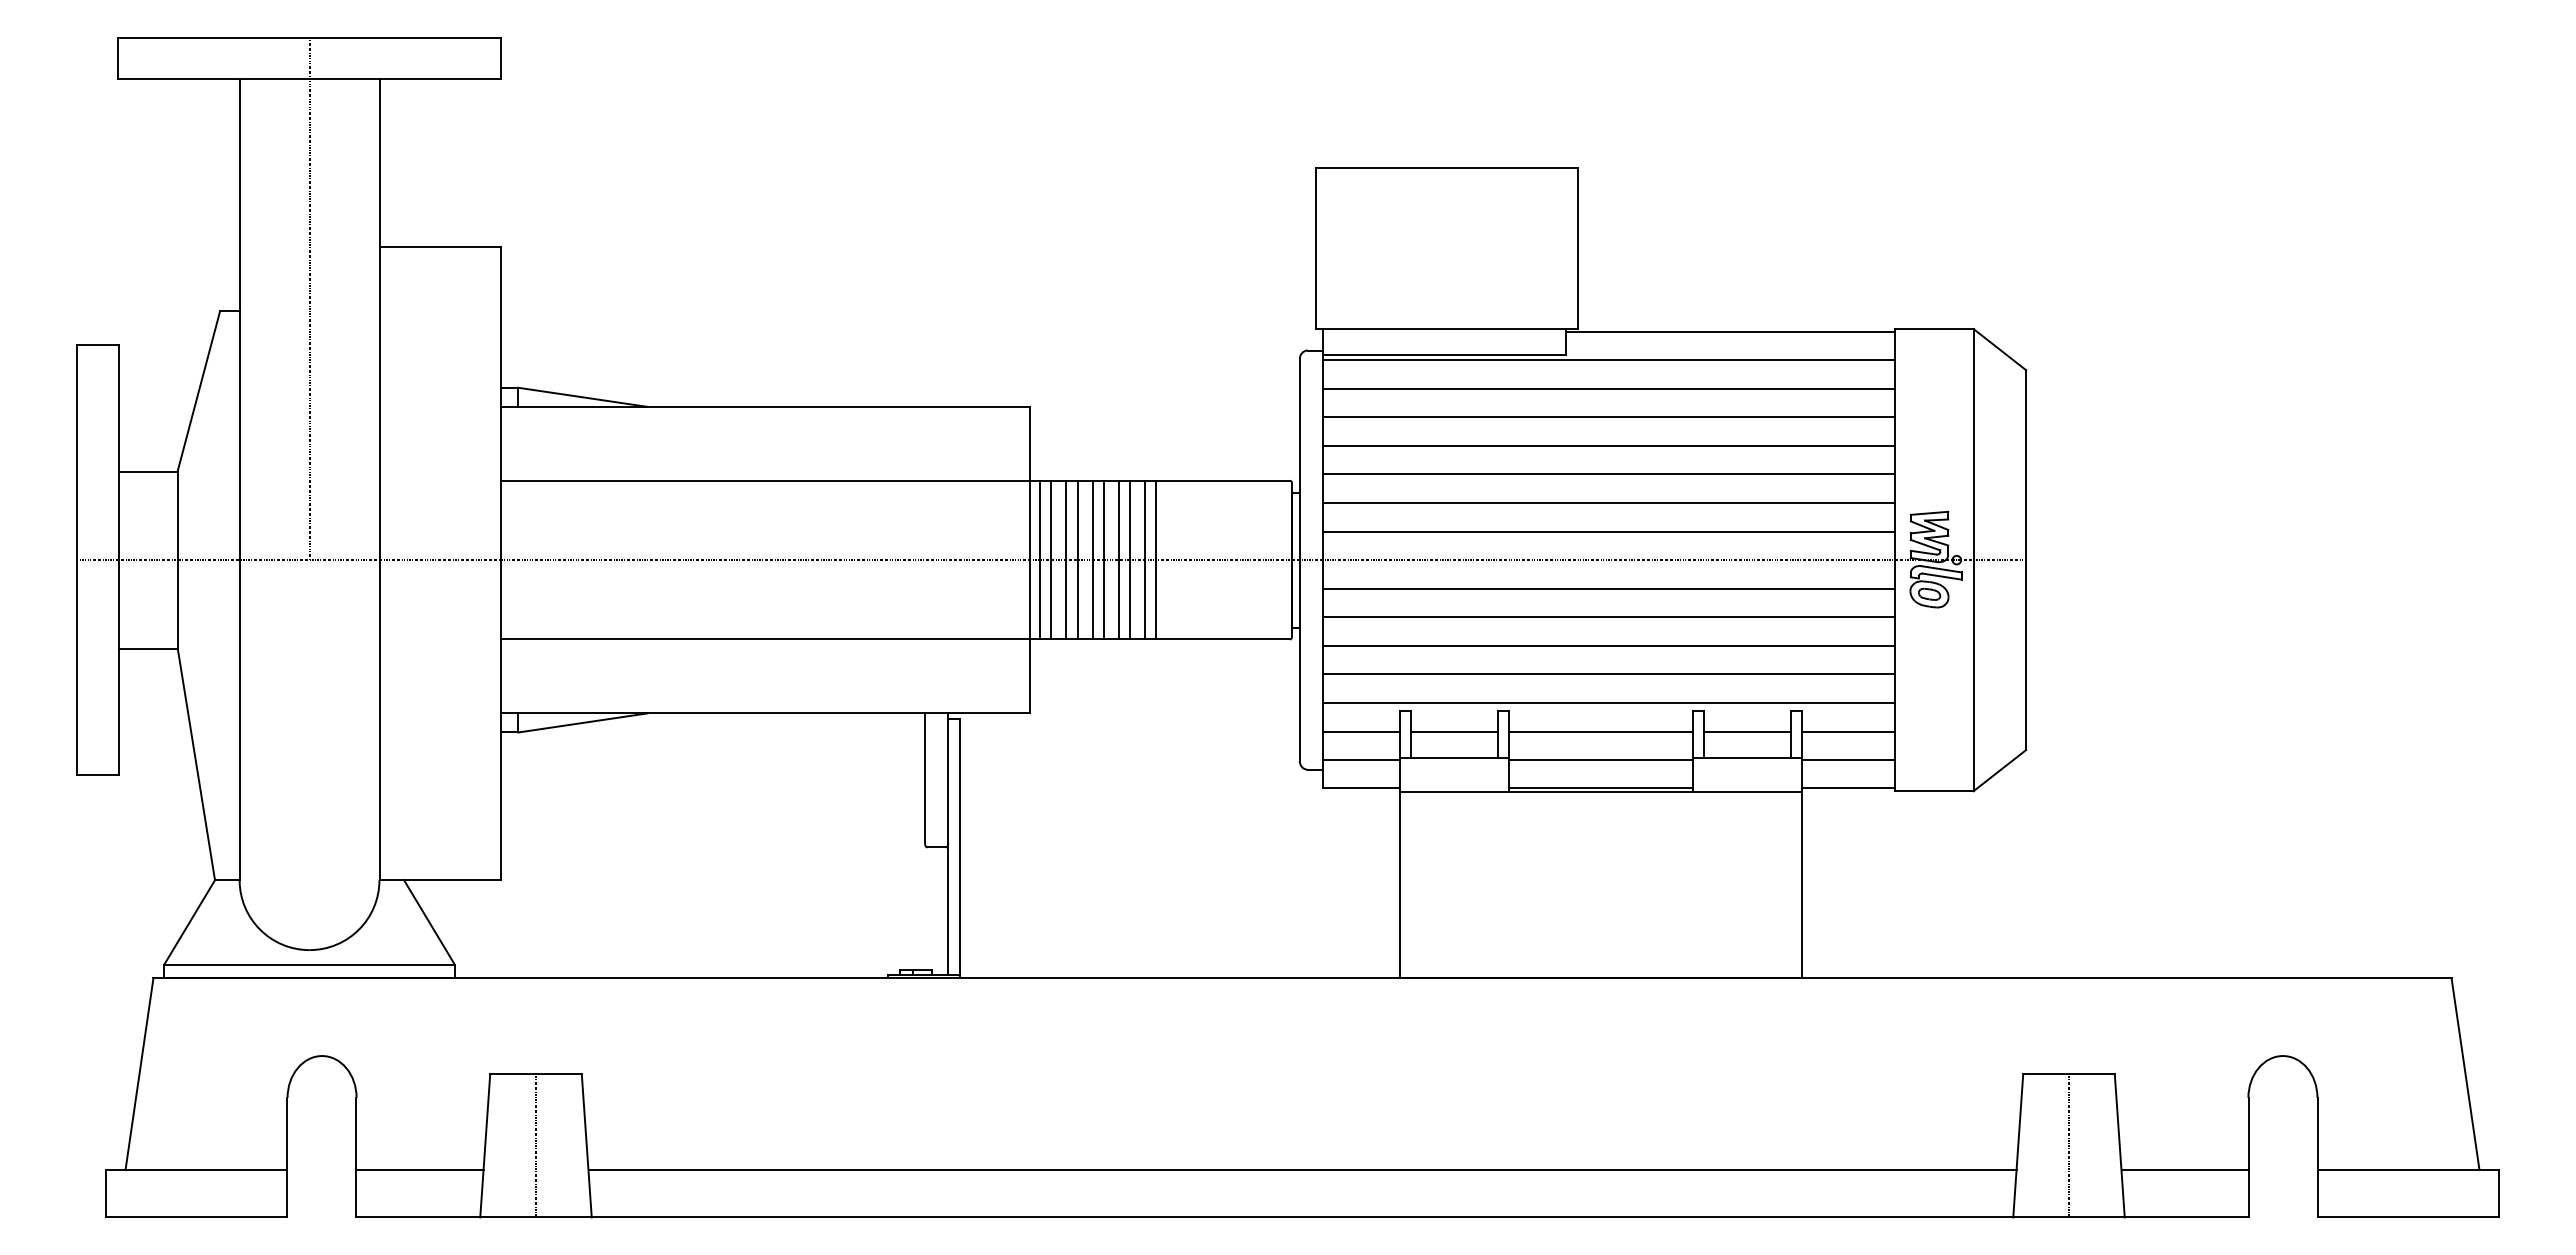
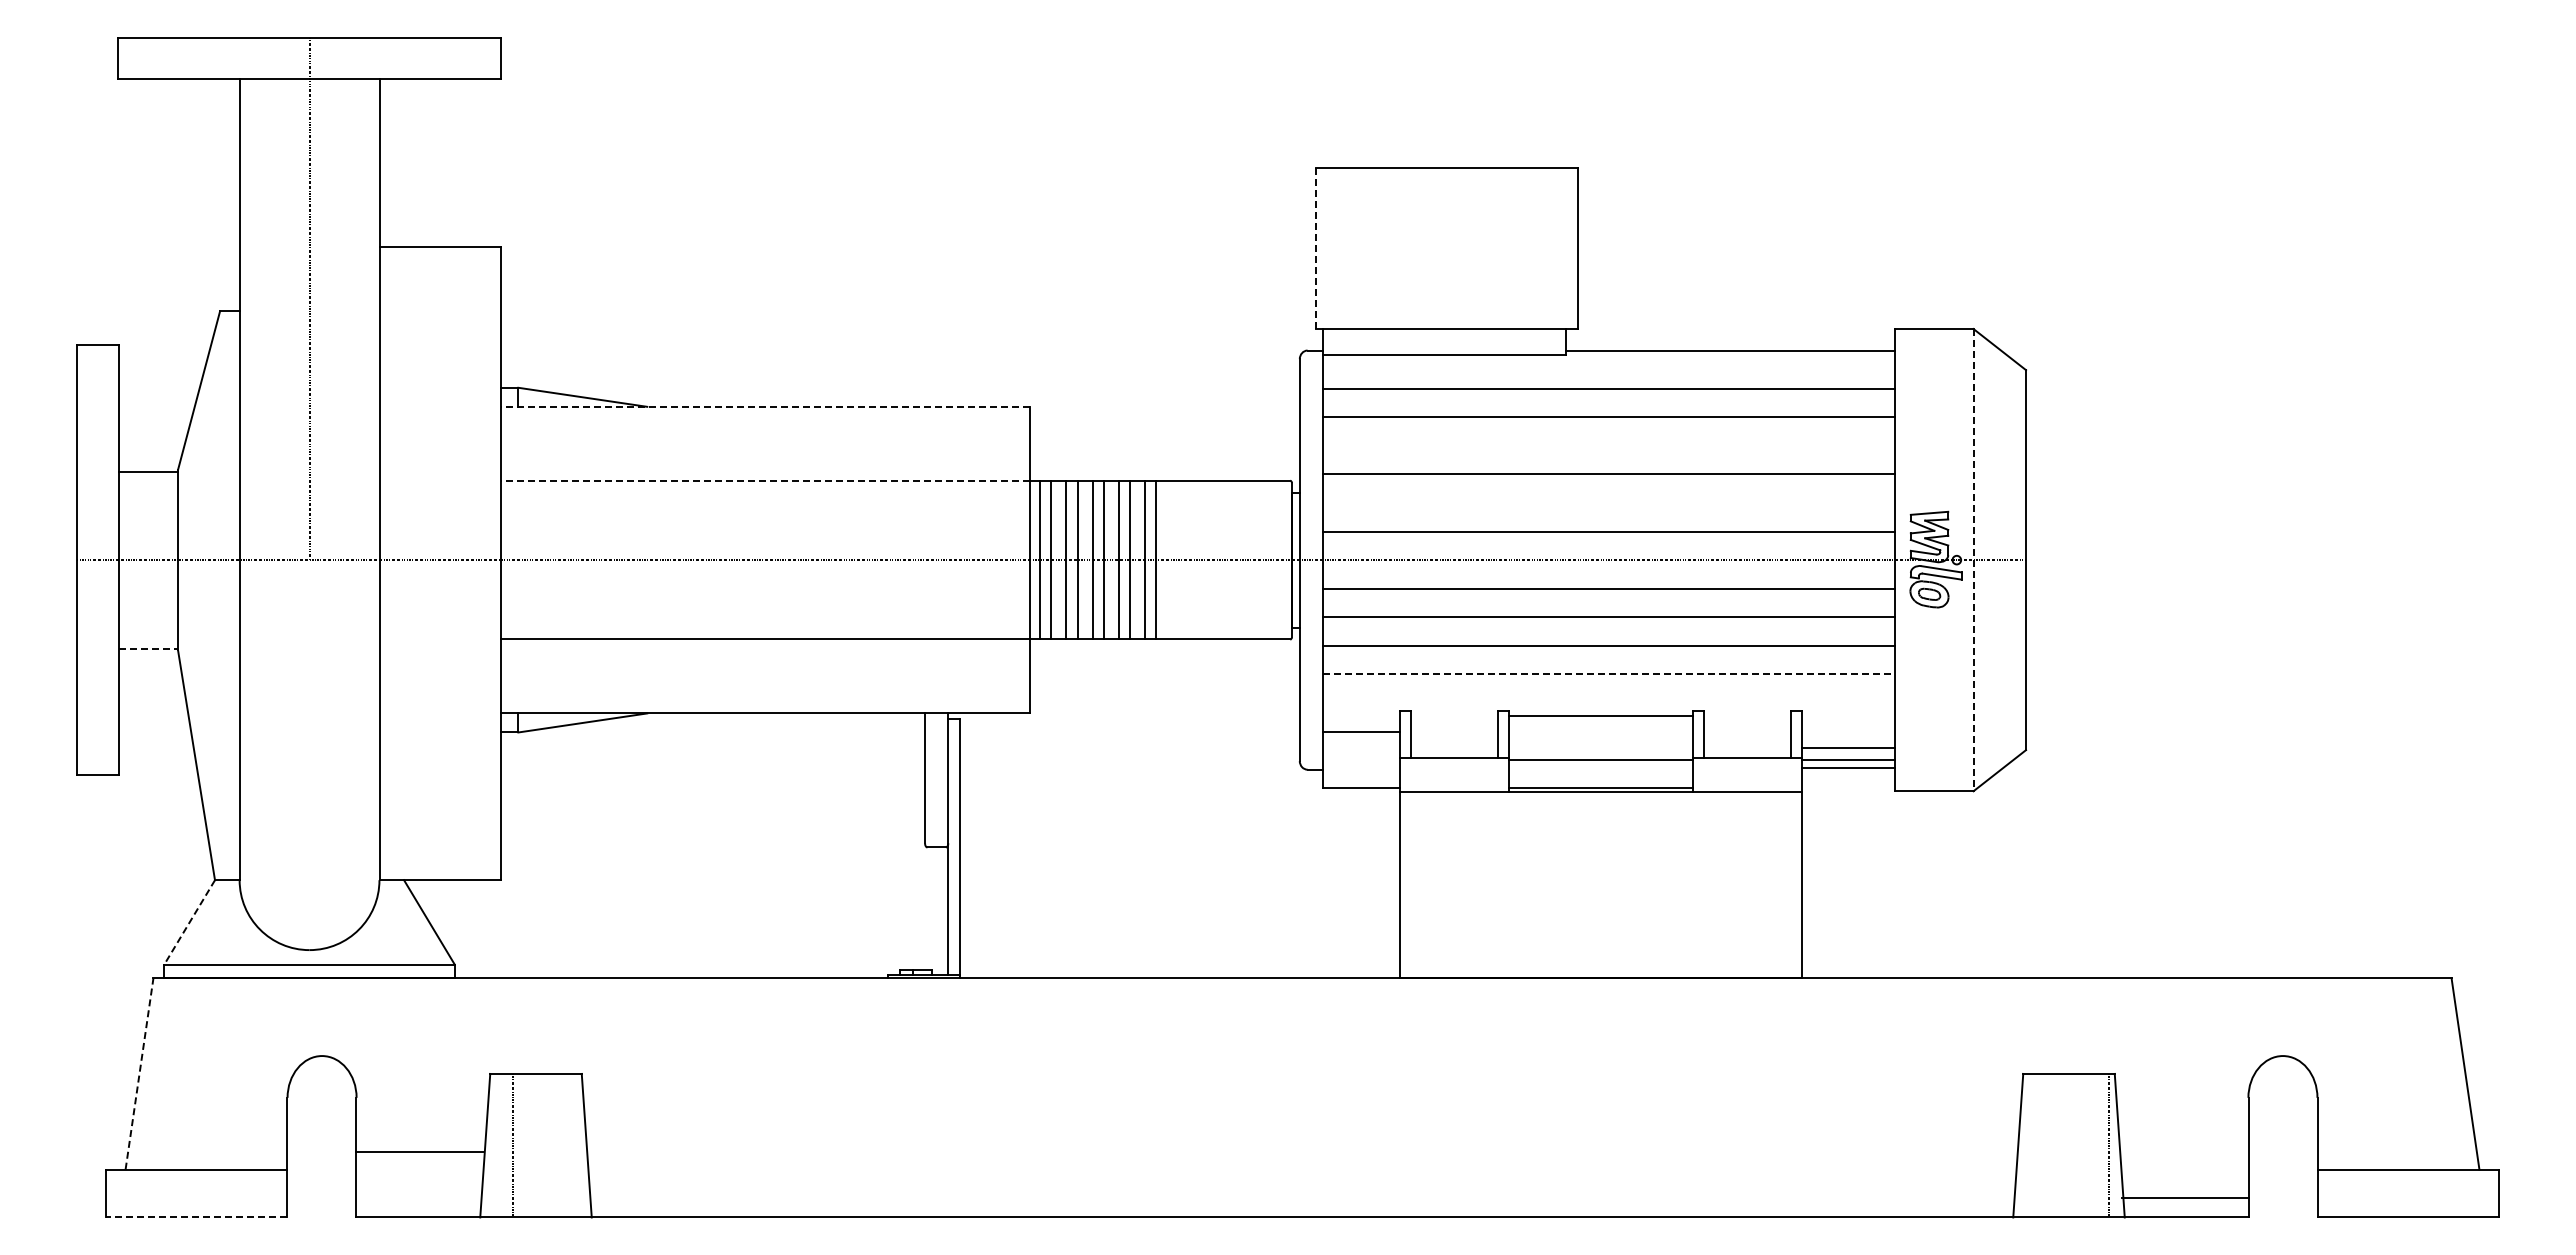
line: solid -> dashed (1315, 248)
line position: (1730, 331) -> (1730, 350) (1730, 350)
line: present -> none (1609, 360)
line: solid -> dashed (764, 406)
line: present -> none (1609, 445)
line: solid -> dashed (764, 480)
line: present -> none (1609, 503)
line: solid -> dashed (1973, 560)
line: solid -> dashed (149, 648)
line: solid -> dashed (1609, 674)
line: present -> none (1609, 702)
line: present -> none (1454, 731)
line position: (1600, 731) -> (1600, 715) (1600, 715)
line: present -> none (1746, 731)
line position: (1848, 731) -> (1848, 747) (1848, 747)
line: present -> none (1361, 760)
line position: (1848, 788) -> (1848, 768) (1848, 768)
line: solid -> dashed (189, 922)
line: solid -> dashed (139, 1073)
line position: (536, 1145) -> (513, 1145) (513, 1145)
line position: (2069, 1145) -> (2109, 1145) (2109, 1145)
line position: (419, 1169) -> (419, 1151) (419, 1151)
line: present -> none (1302, 1169)
line position: (2184, 1169) -> (2184, 1197) (2184, 1197)
line: solid -> dashed (196, 1217)
